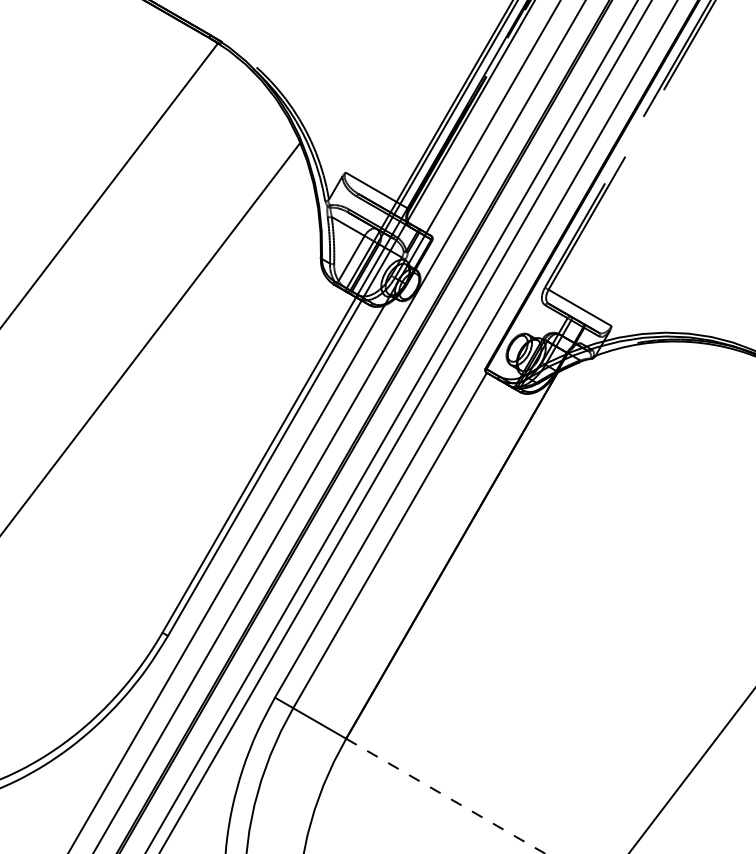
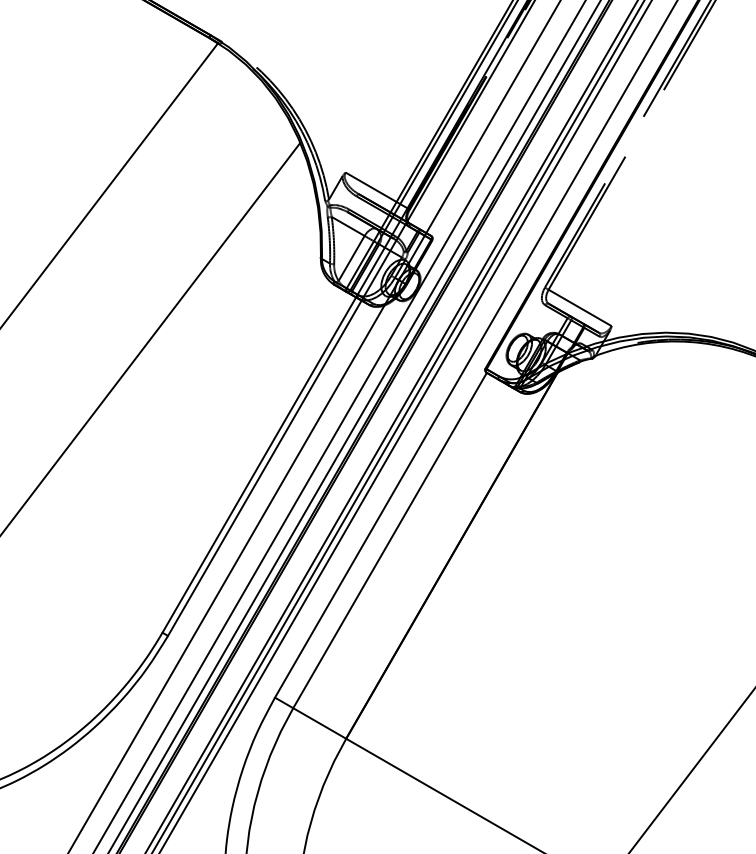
line: none -> present (354, 426)
line: none -> present (398, 426)
line: dashed -> solid (445, 796)
